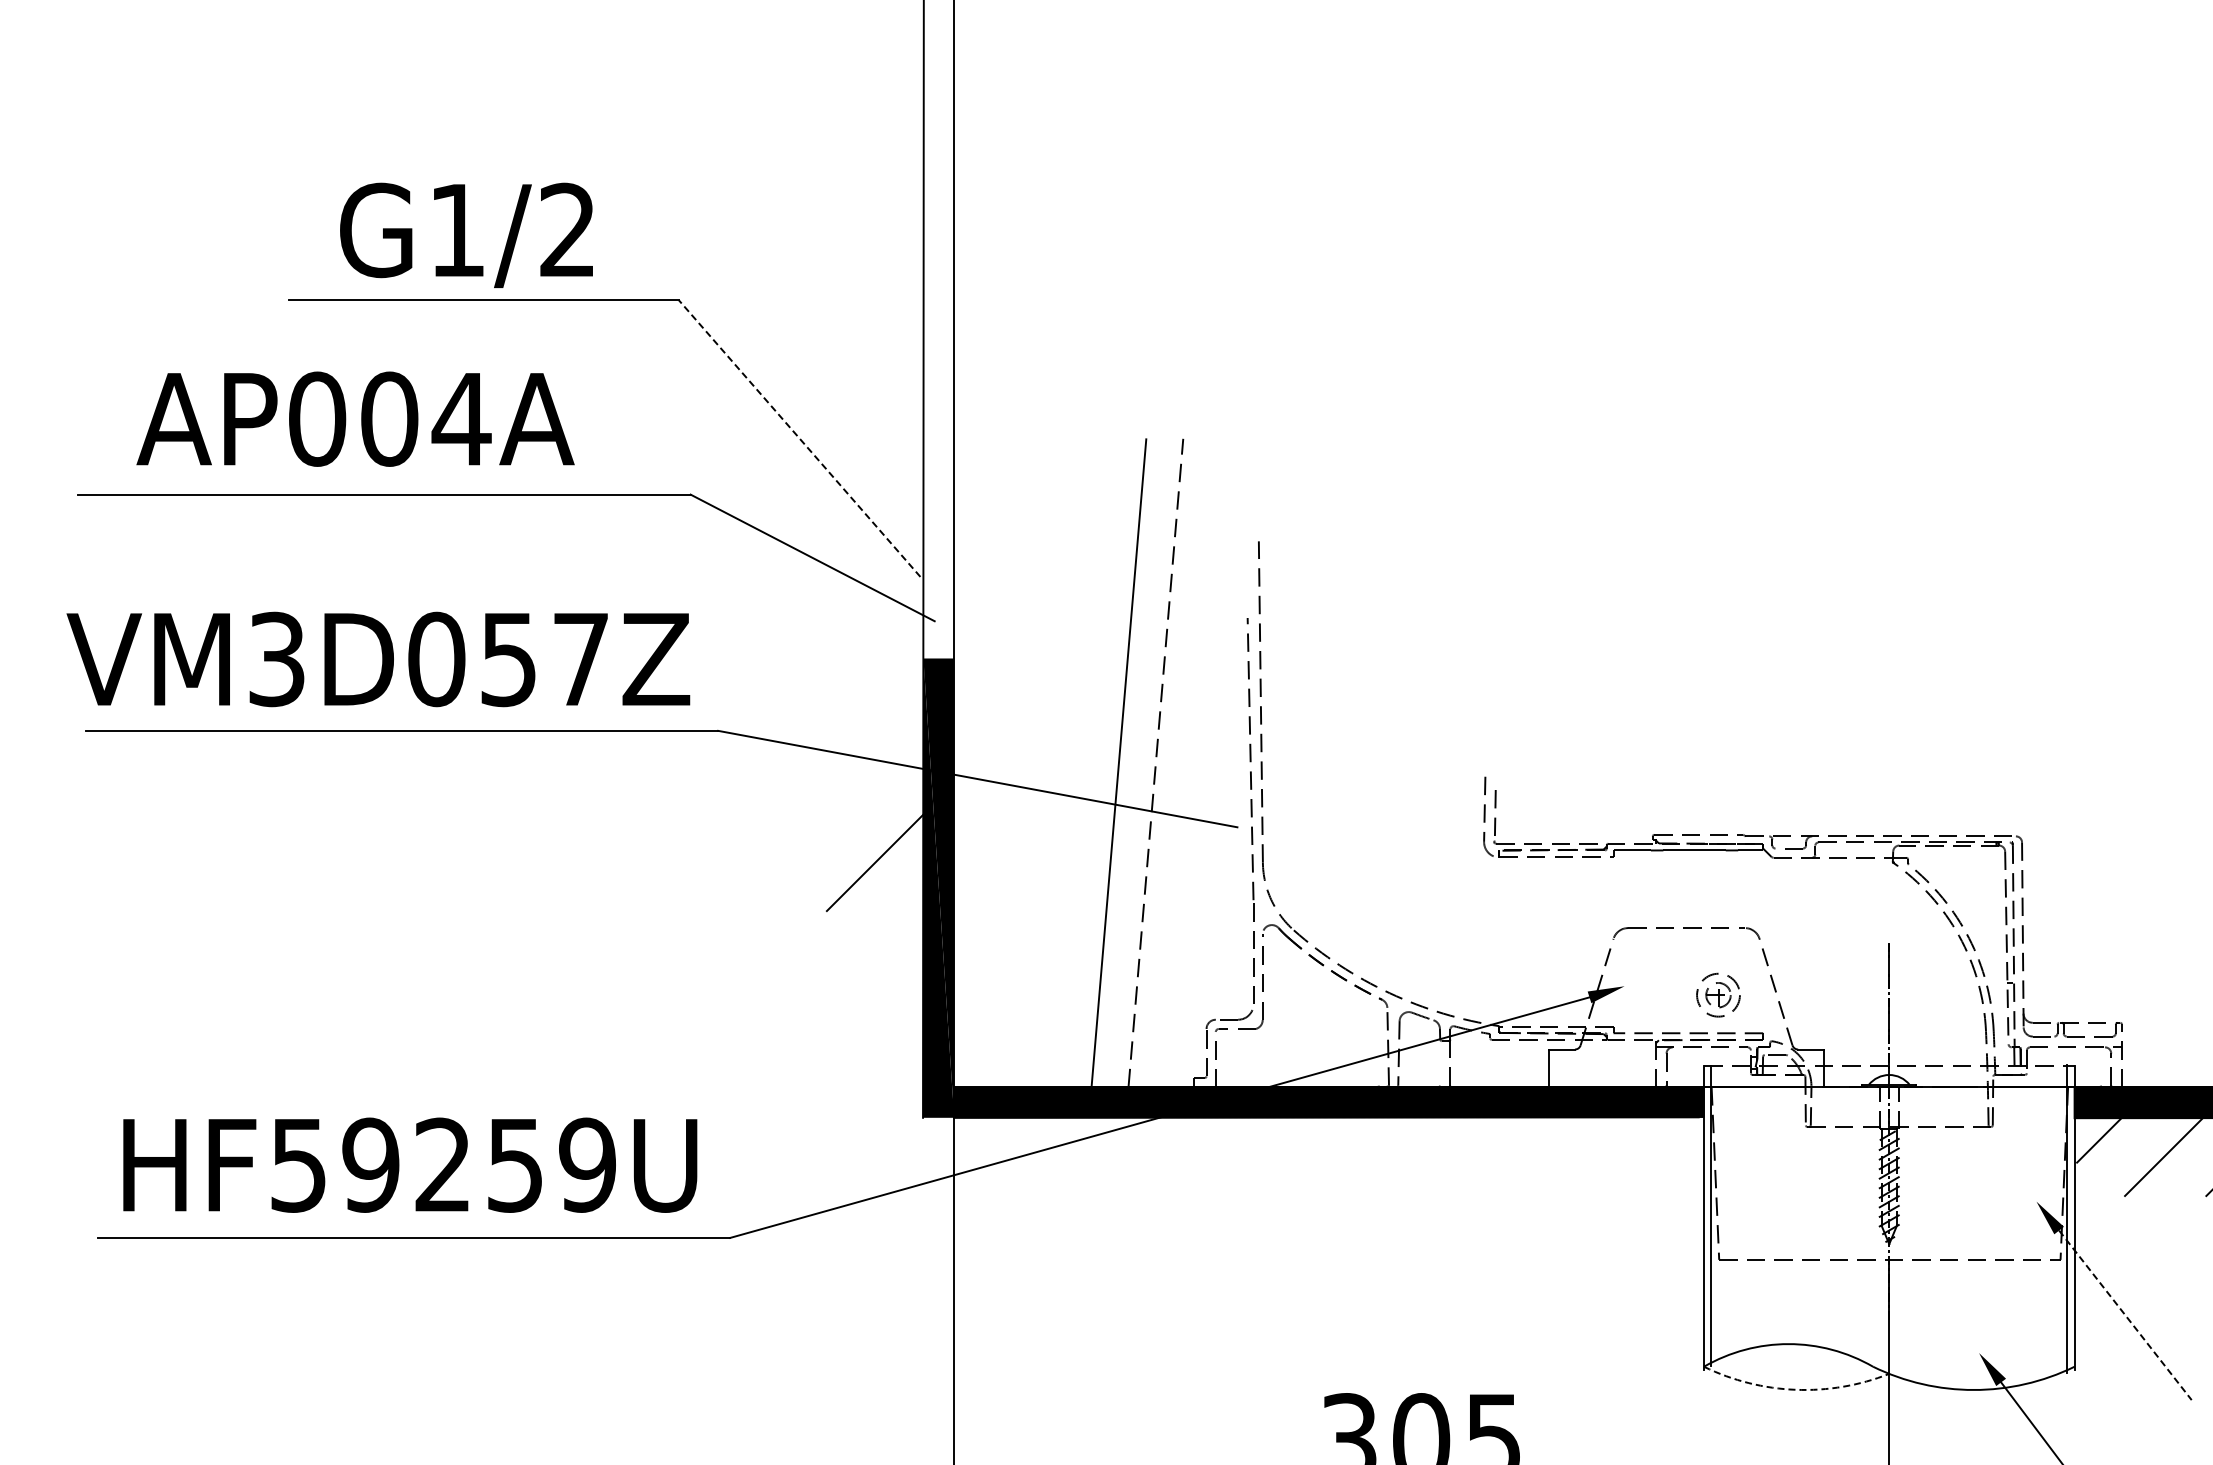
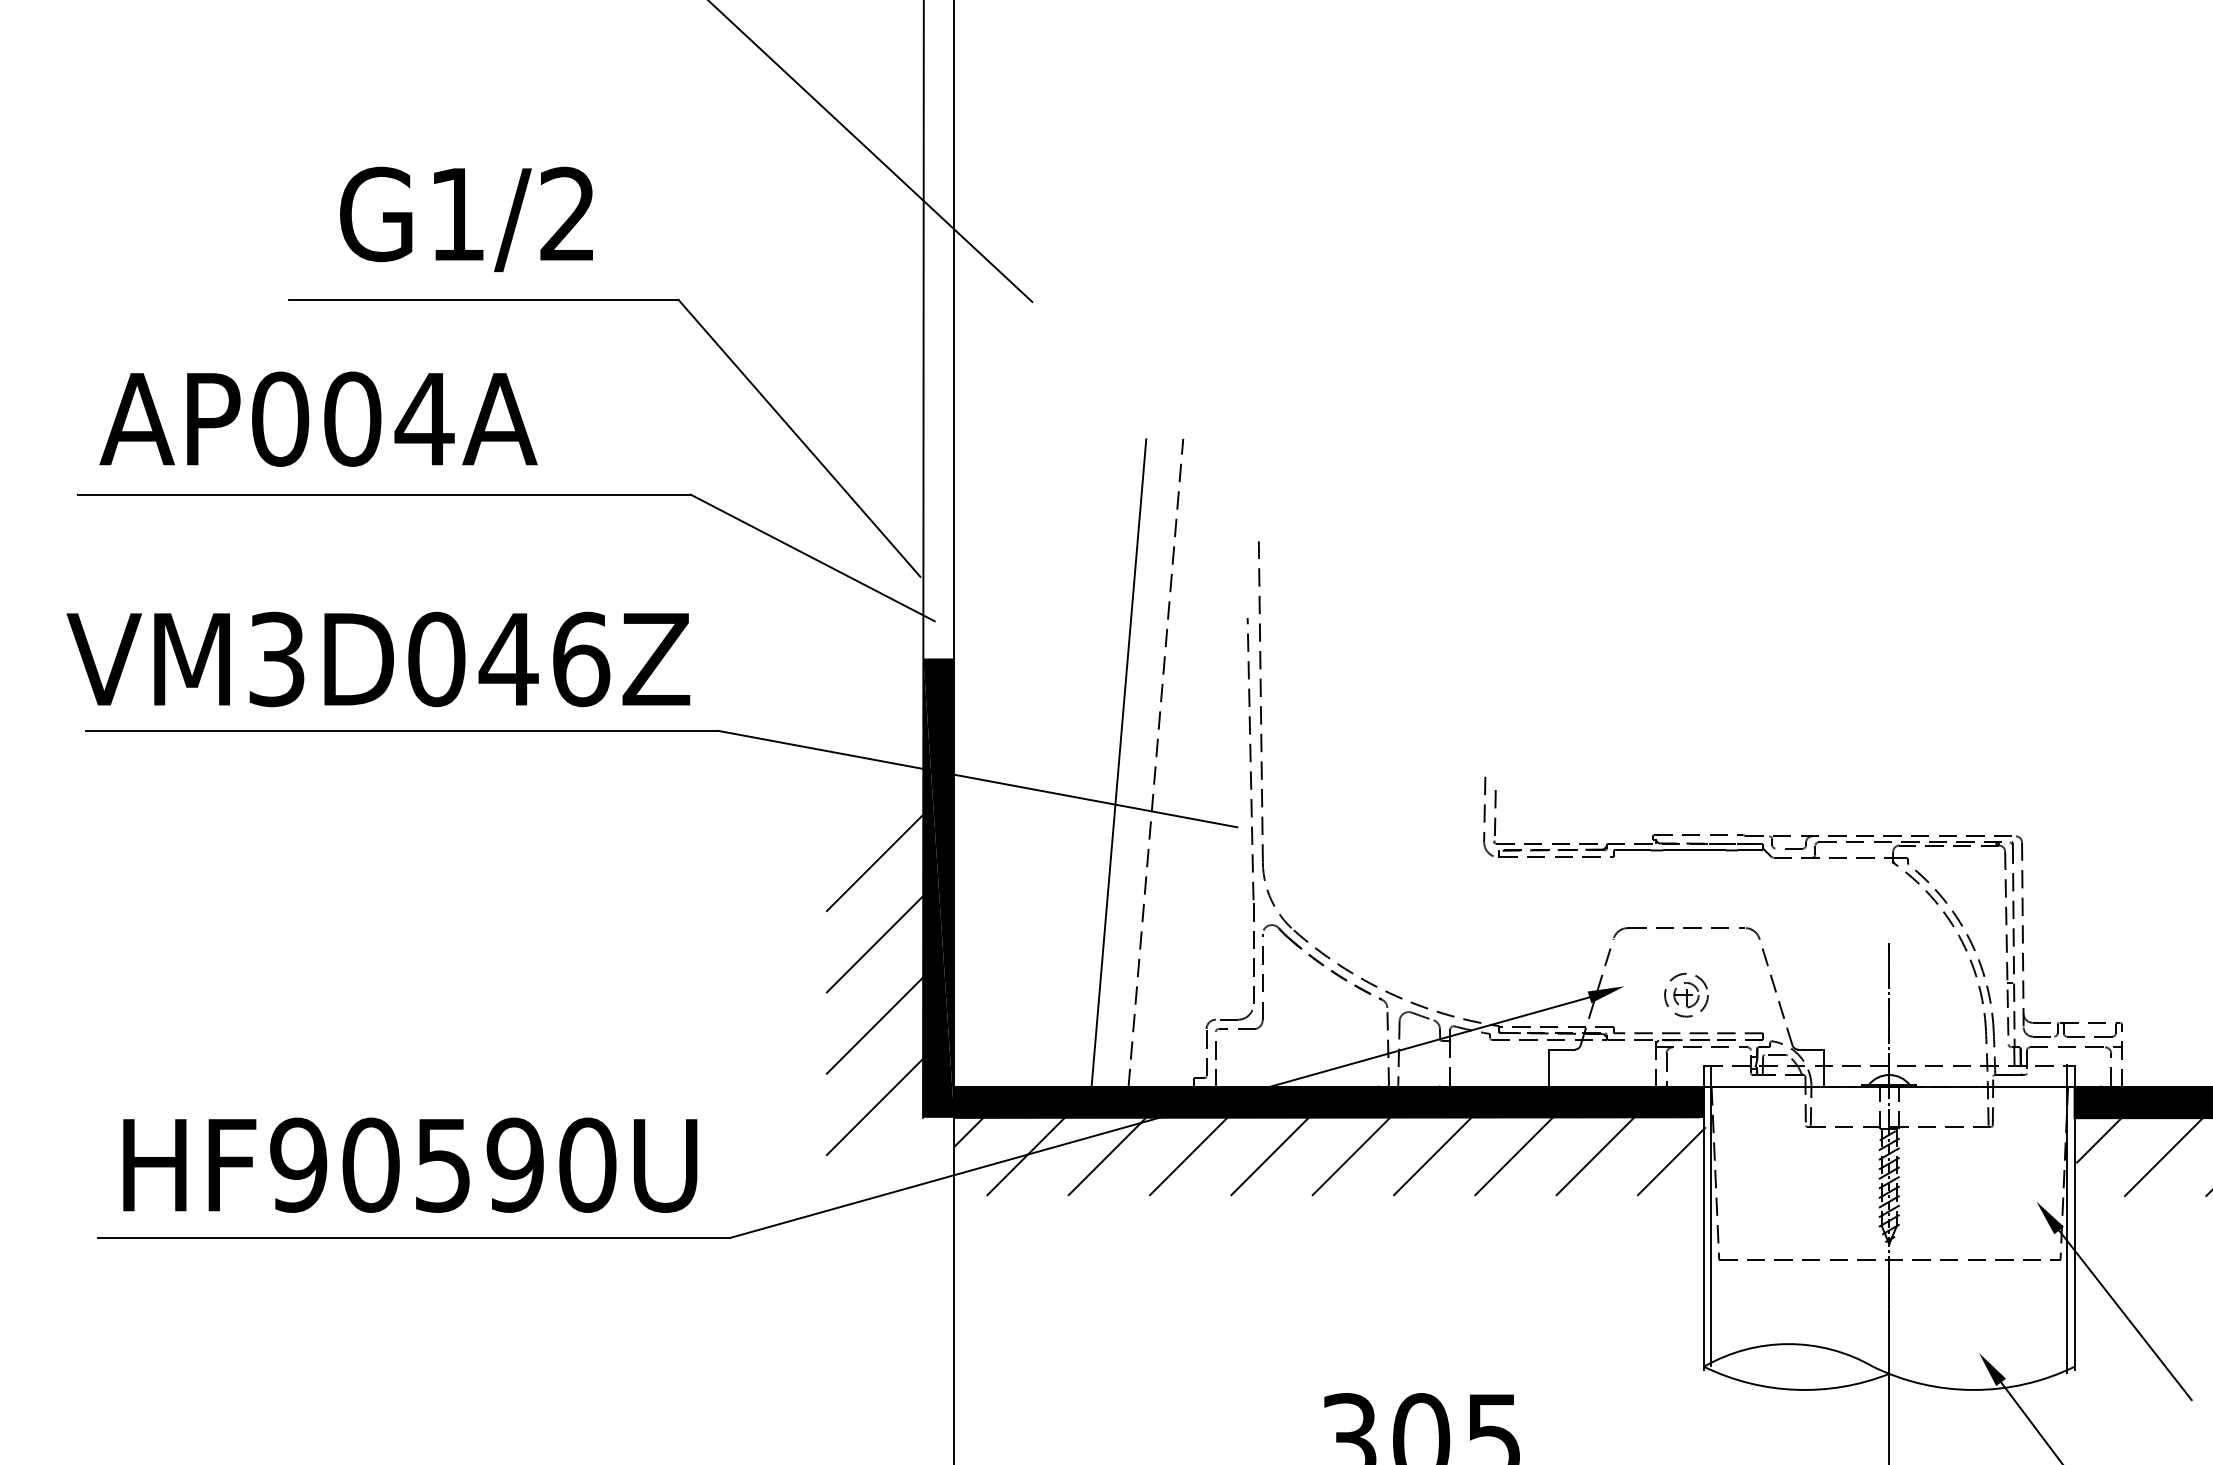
line: none -> present (871, 151)
text position: (466, 234) -> (466, 218) (466, 218)
text position: (355, 418) -> (318, 418) (318, 418)
line: dashed -> solid (799, 438)
text: VM3D057Z -> VM3D046Z (544, 659)
line: none -> present (874, 944)
part position: (1718, 994) -> (1686, 994) (1686, 994)
line: none -> present (874, 1025)
line: none -> present (874, 1106)
hatch: none -> present (1329, 1156)
text: HF59259U -> HF90590U (443, 1164)
line: dashed -> solid (2125, 1315)
arc: dashed -> solid (1795, 1389)
